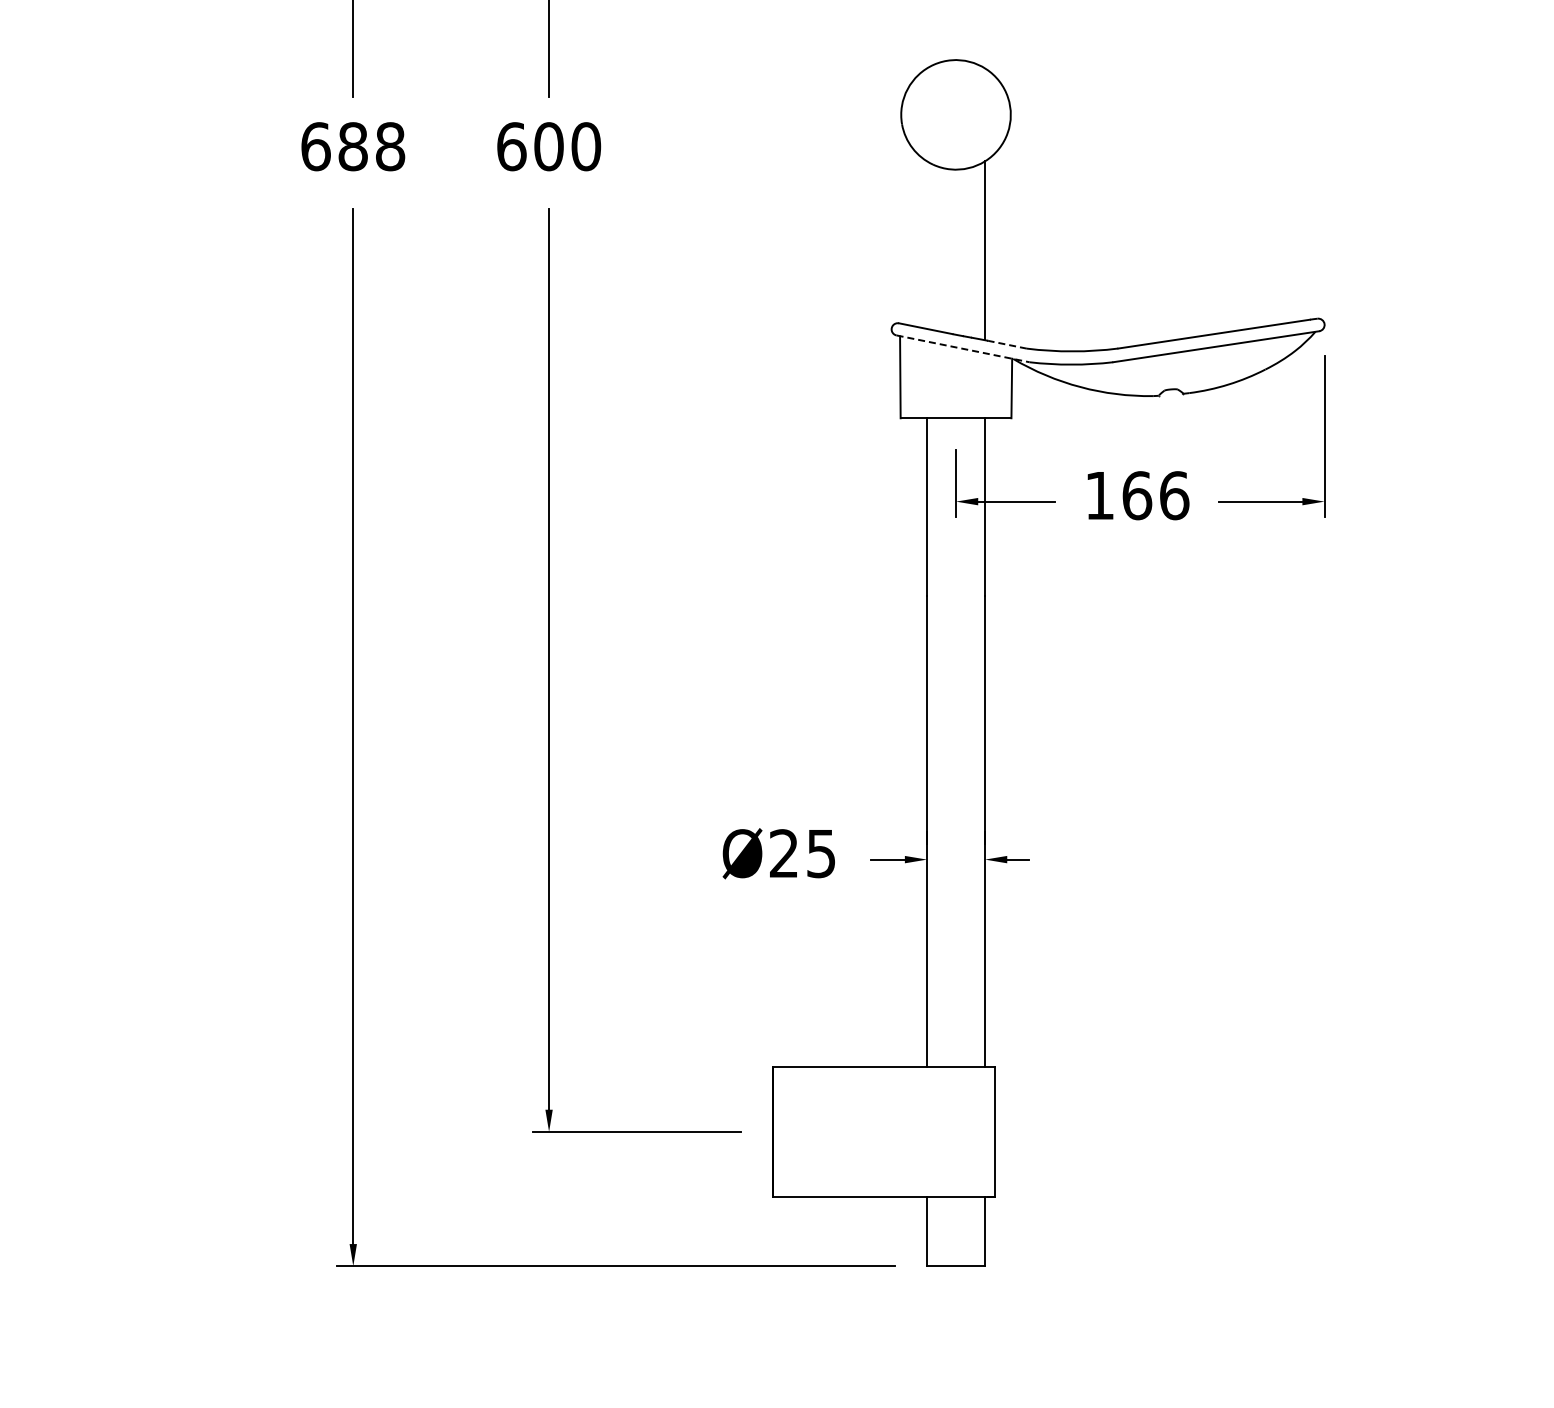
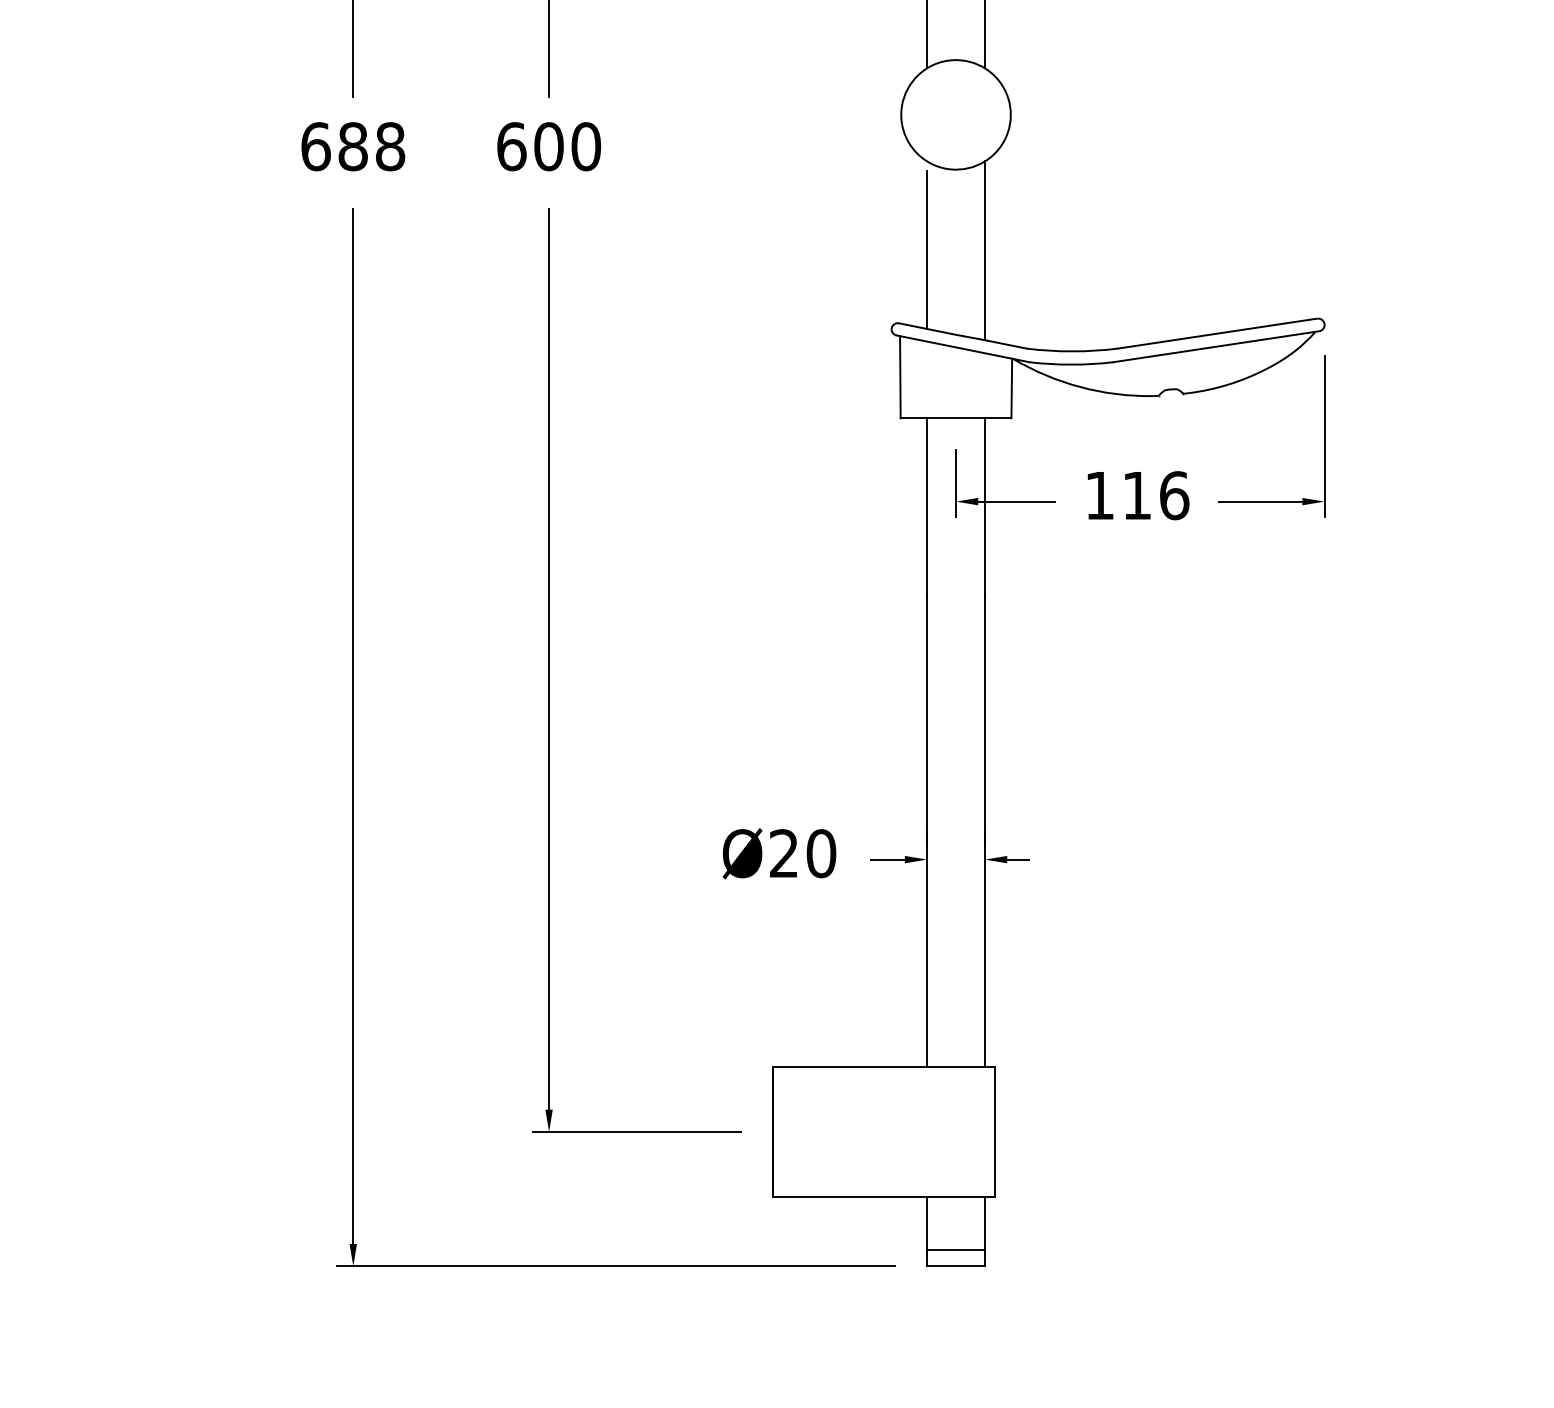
line: none -> present (927, 35)
line: none -> present (985, 35)
line: none -> present (927, 249)
line: dashed -> solid (1007, 344)
line: dashed -> solid (963, 348)
text: 166 -> 116 (1137, 495)
text: Ø25 -> Ø20 (821, 853)
line: none -> present (956, 1250)
